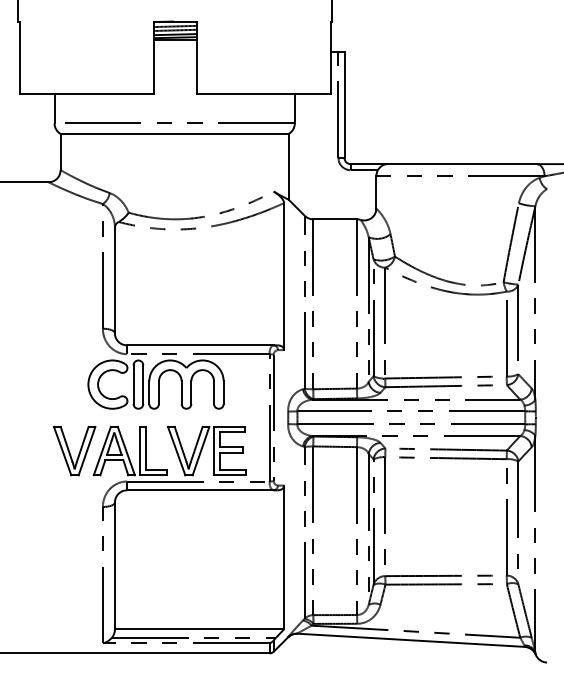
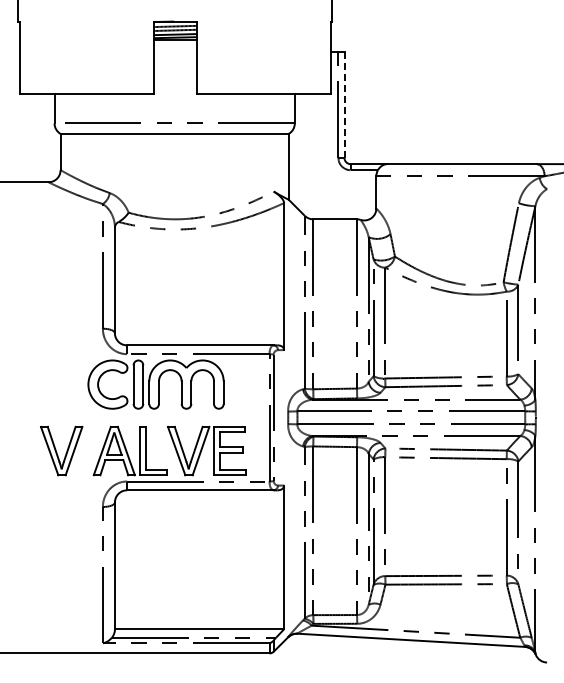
line: solid -> dashed (344, 105)
part position: (74, 450) -> (61, 450) (61, 450)
